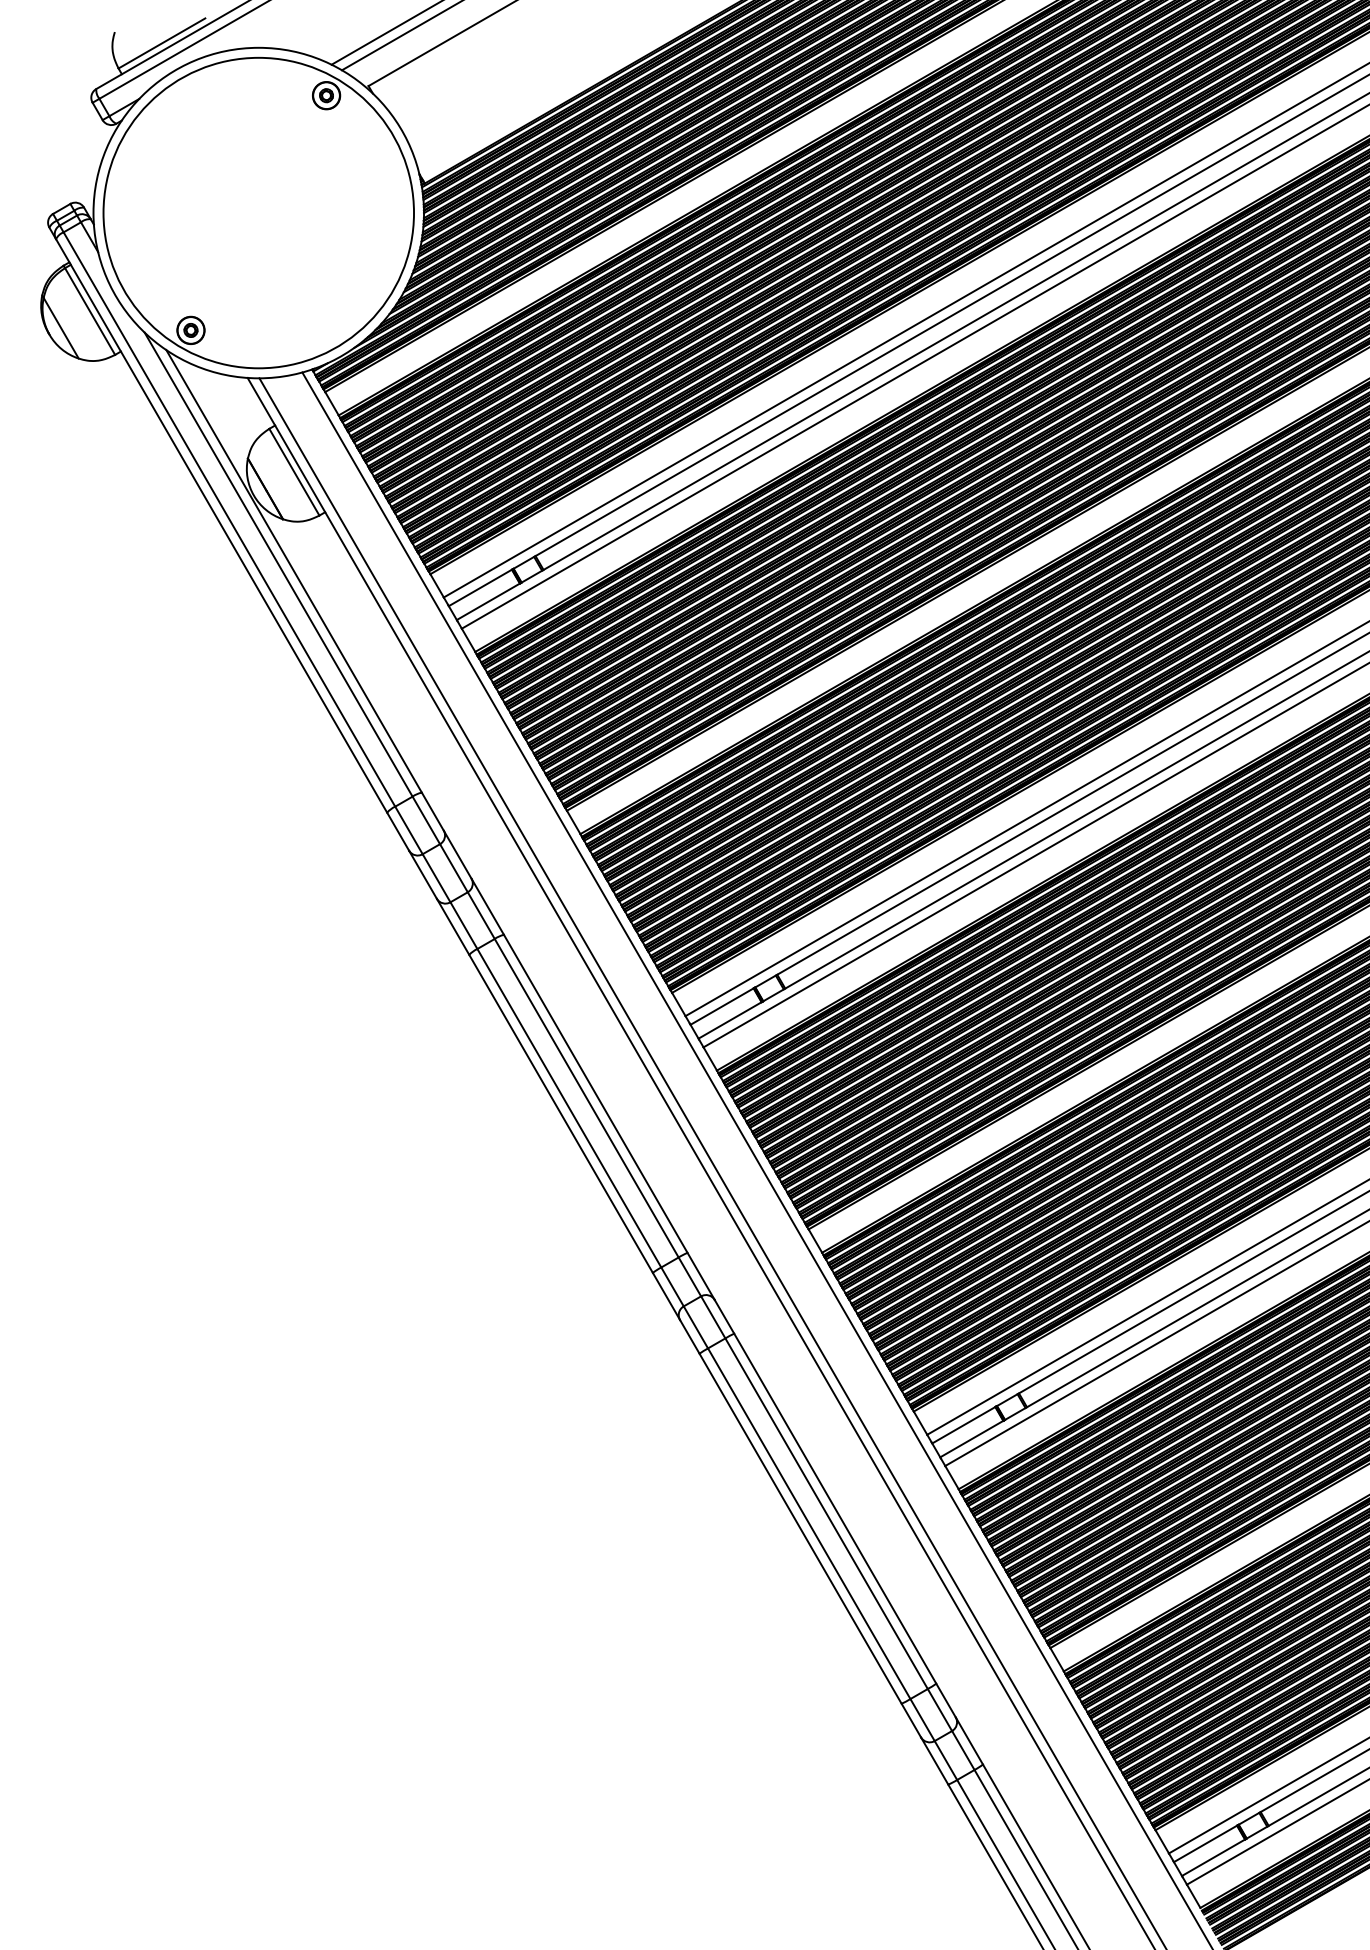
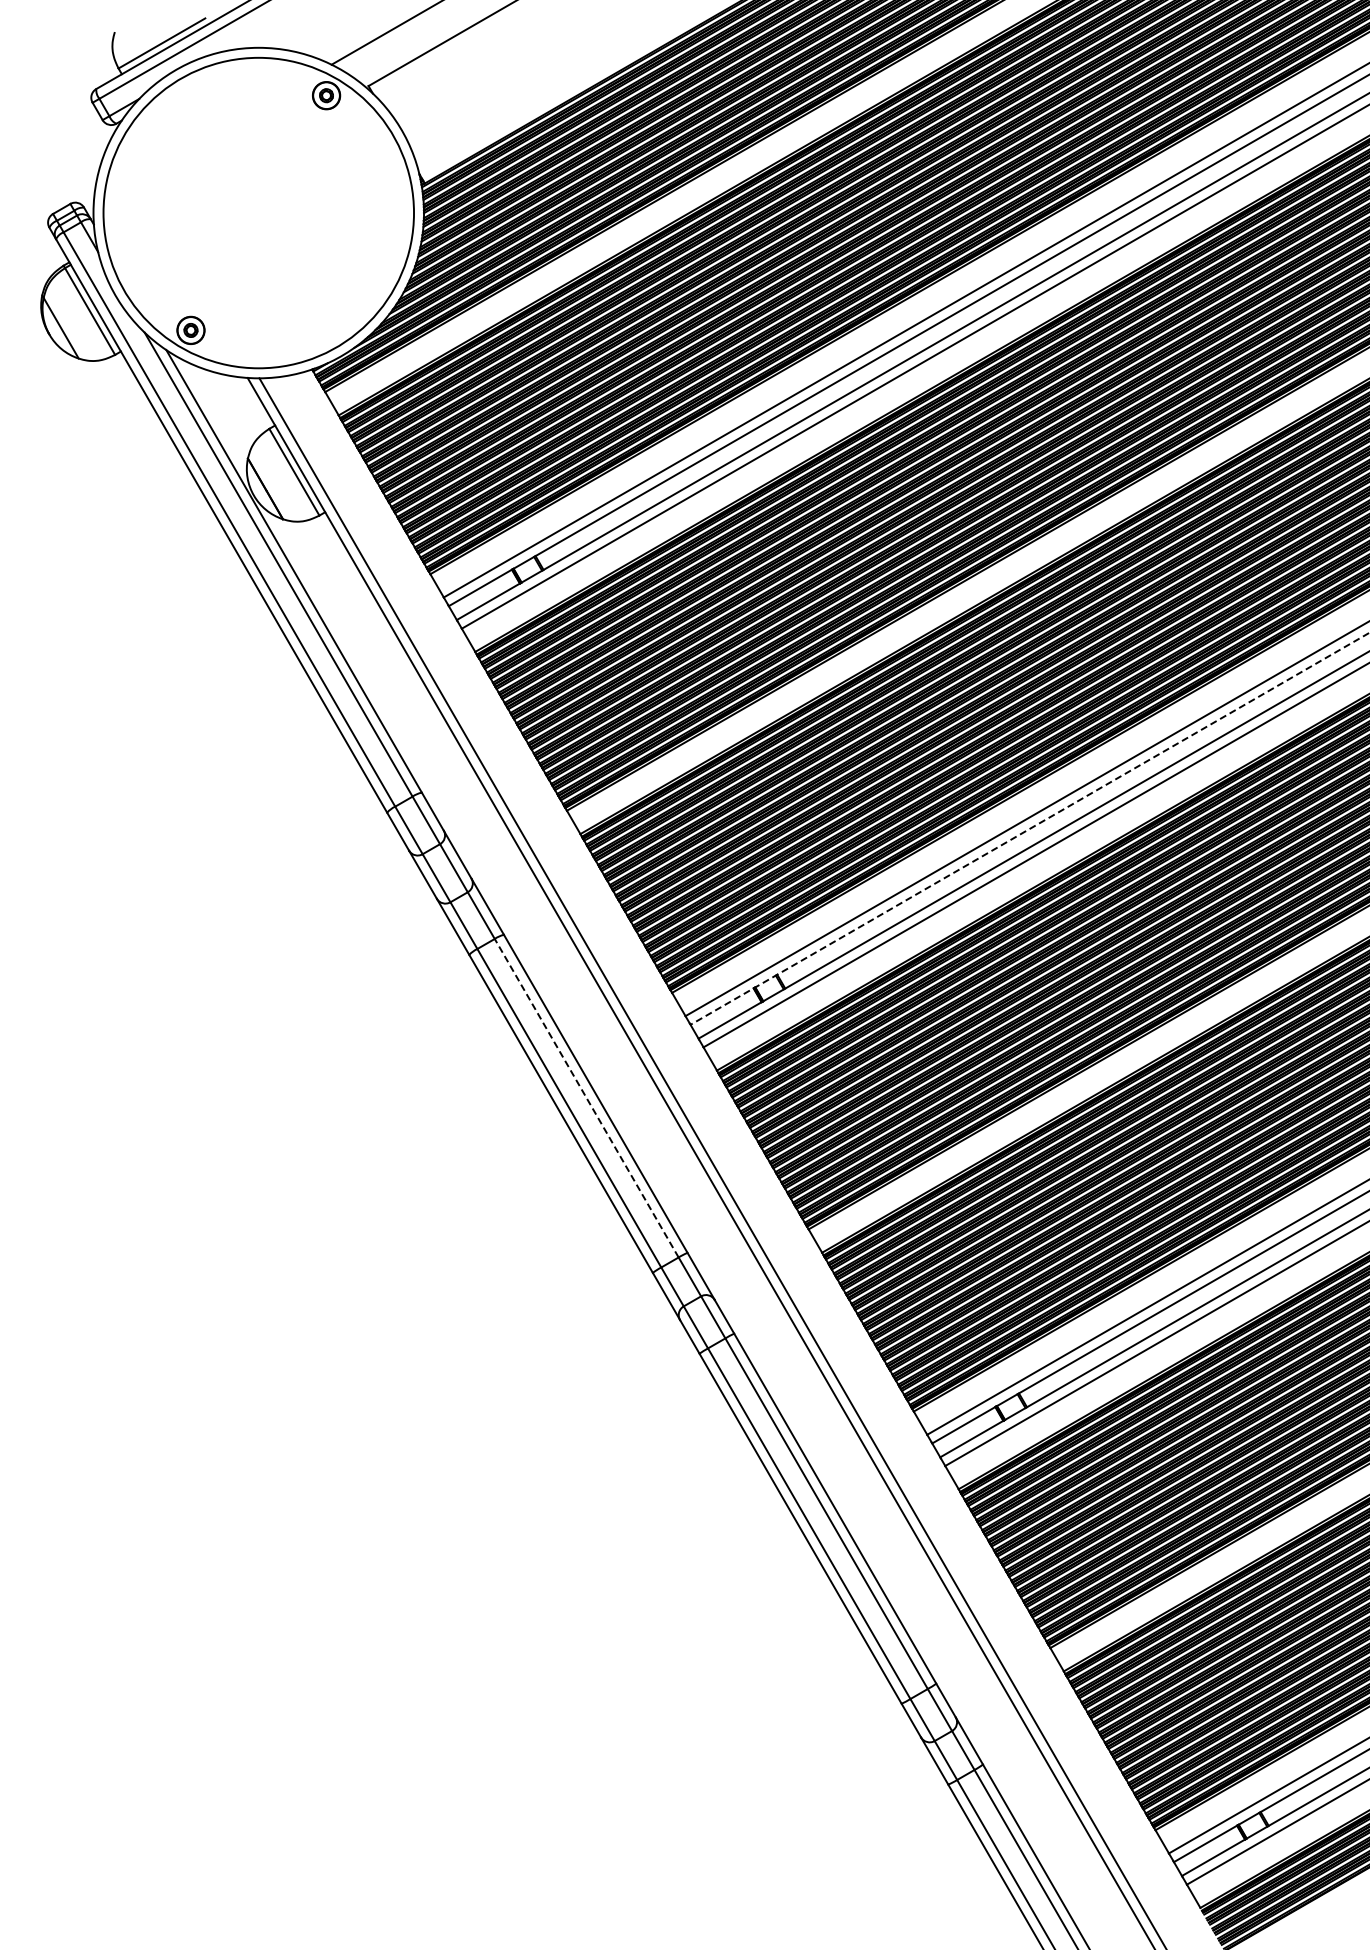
line: present -> none (400, 36)
line: solid -> dashed (1029, 828)
line: solid -> dashed (586, 1098)
line: present -> none (756, 1159)
